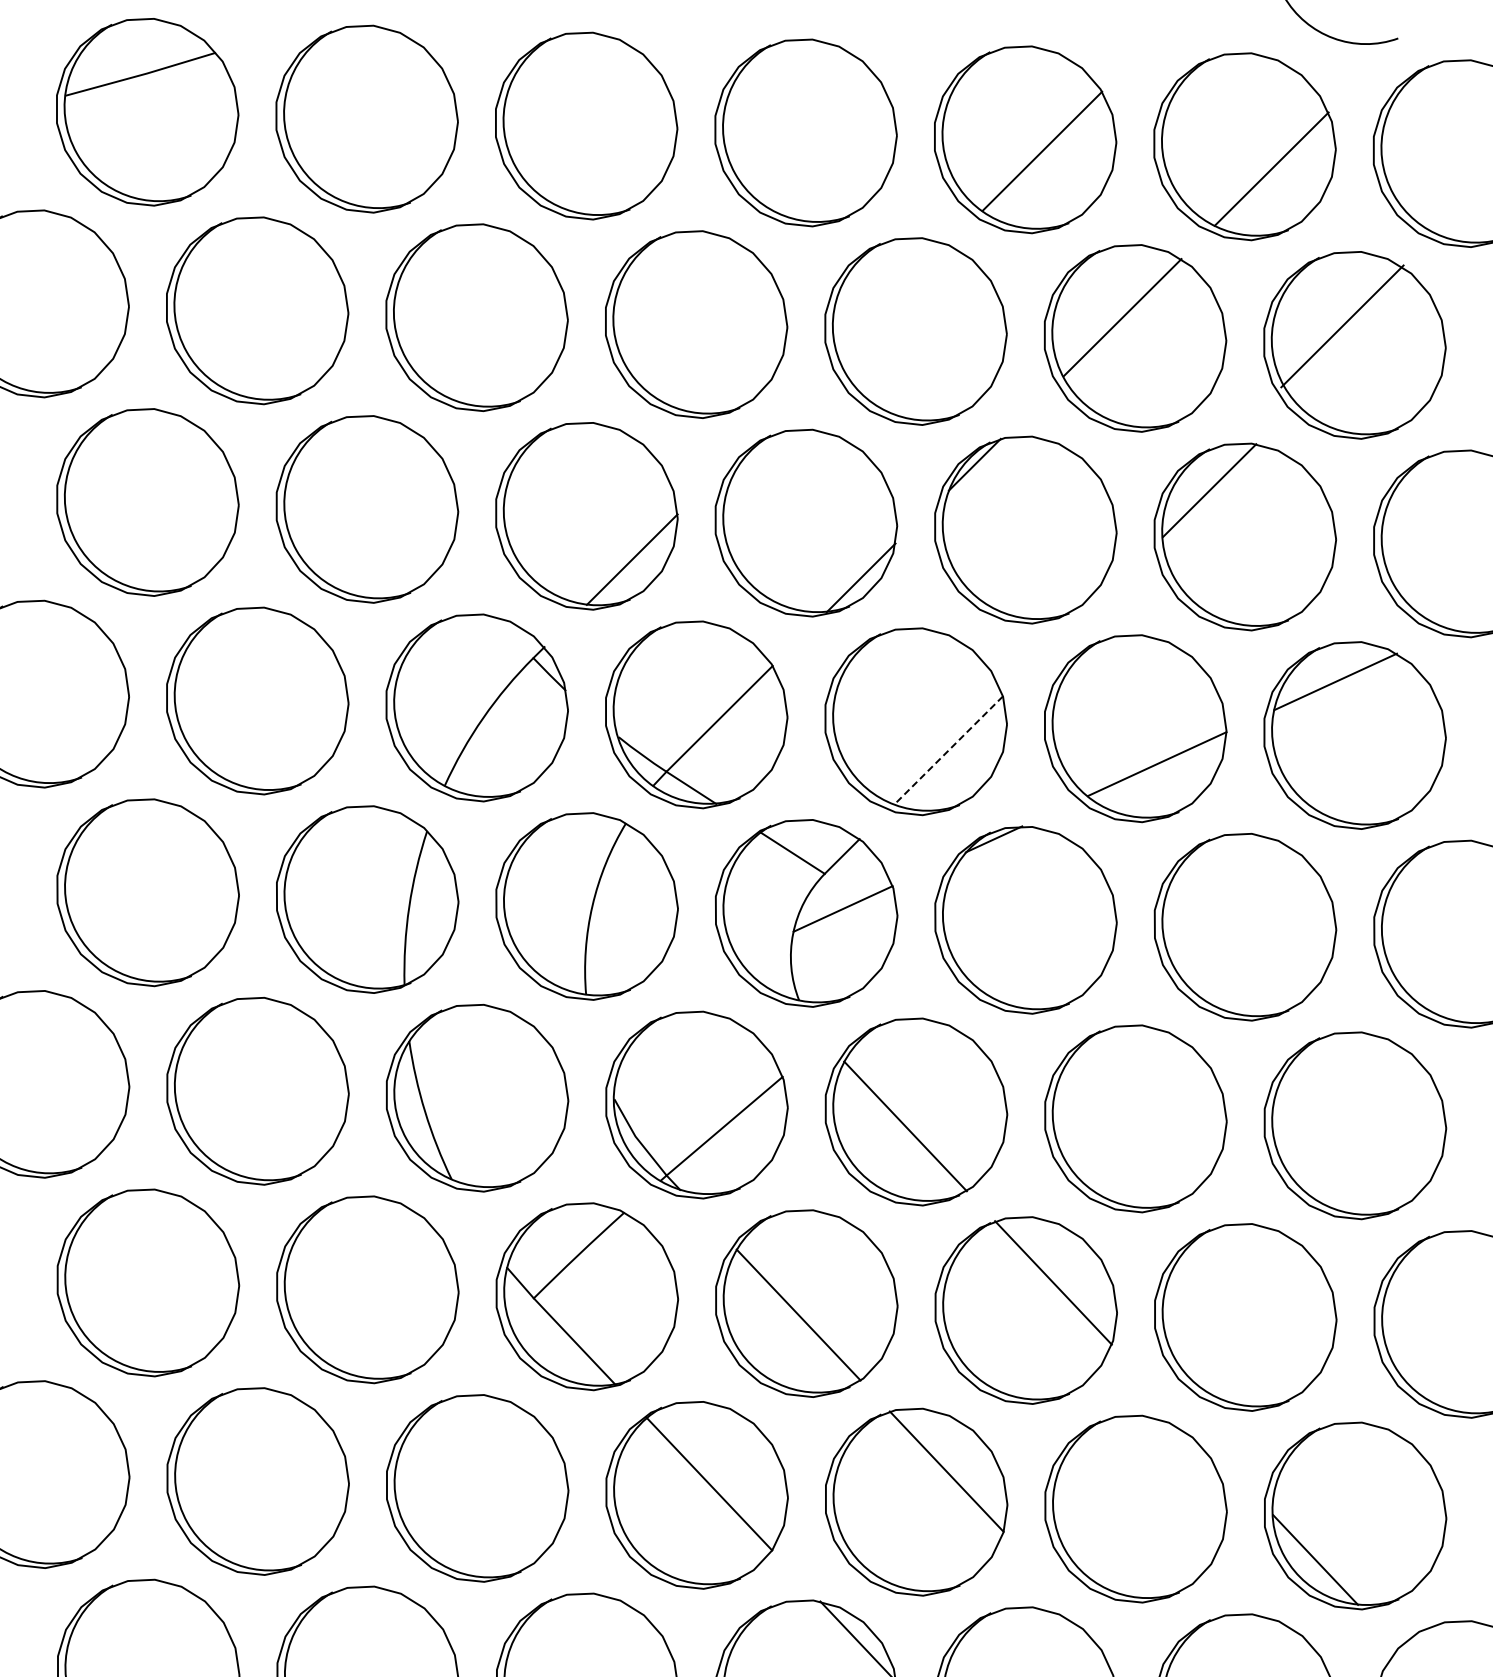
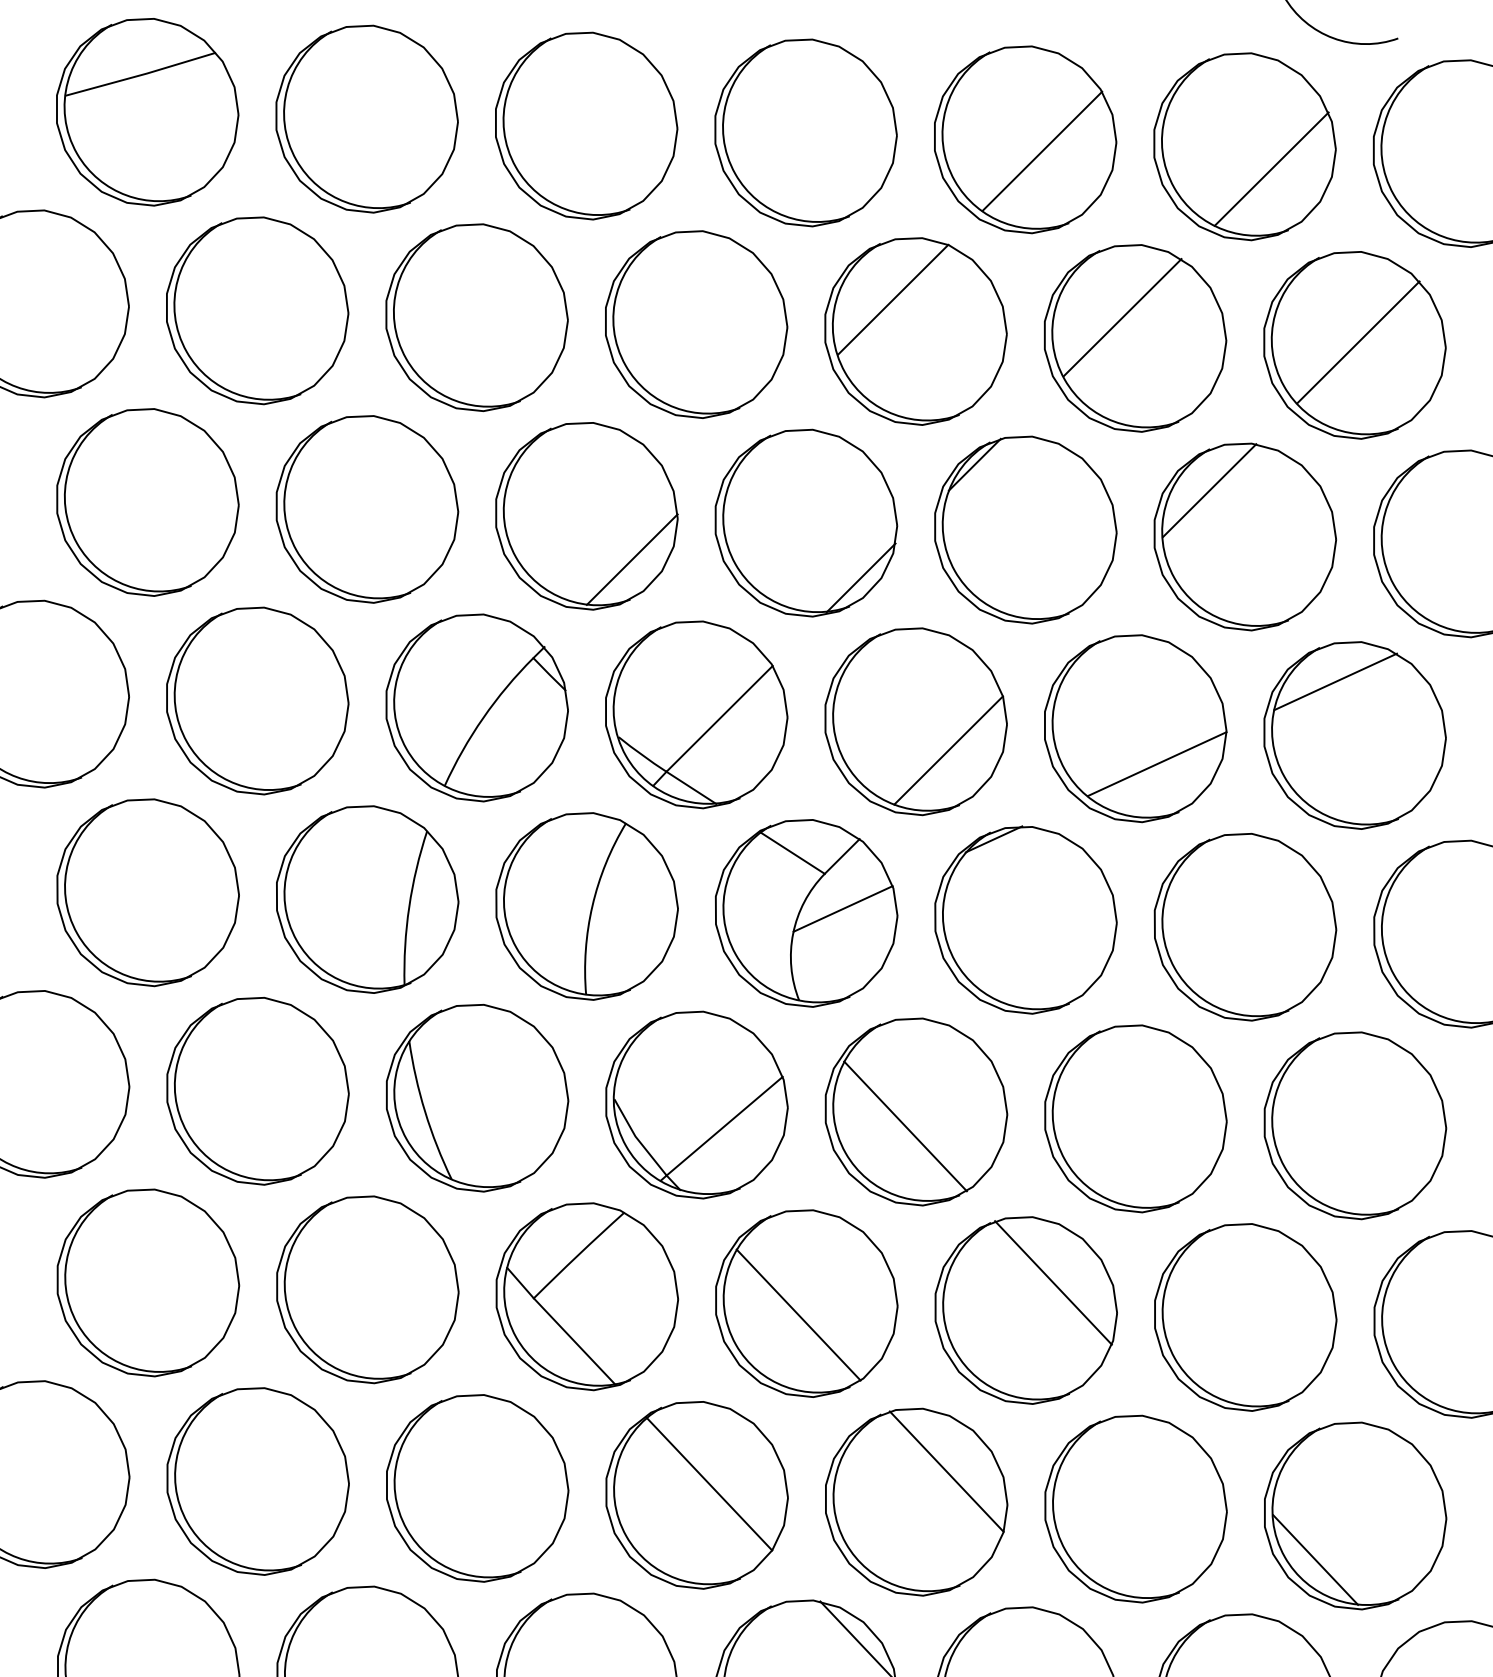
line: none -> present (893, 299)
line position: (1342, 326) -> (1358, 342) (1358, 342)
line: dashed -> solid (948, 750)
